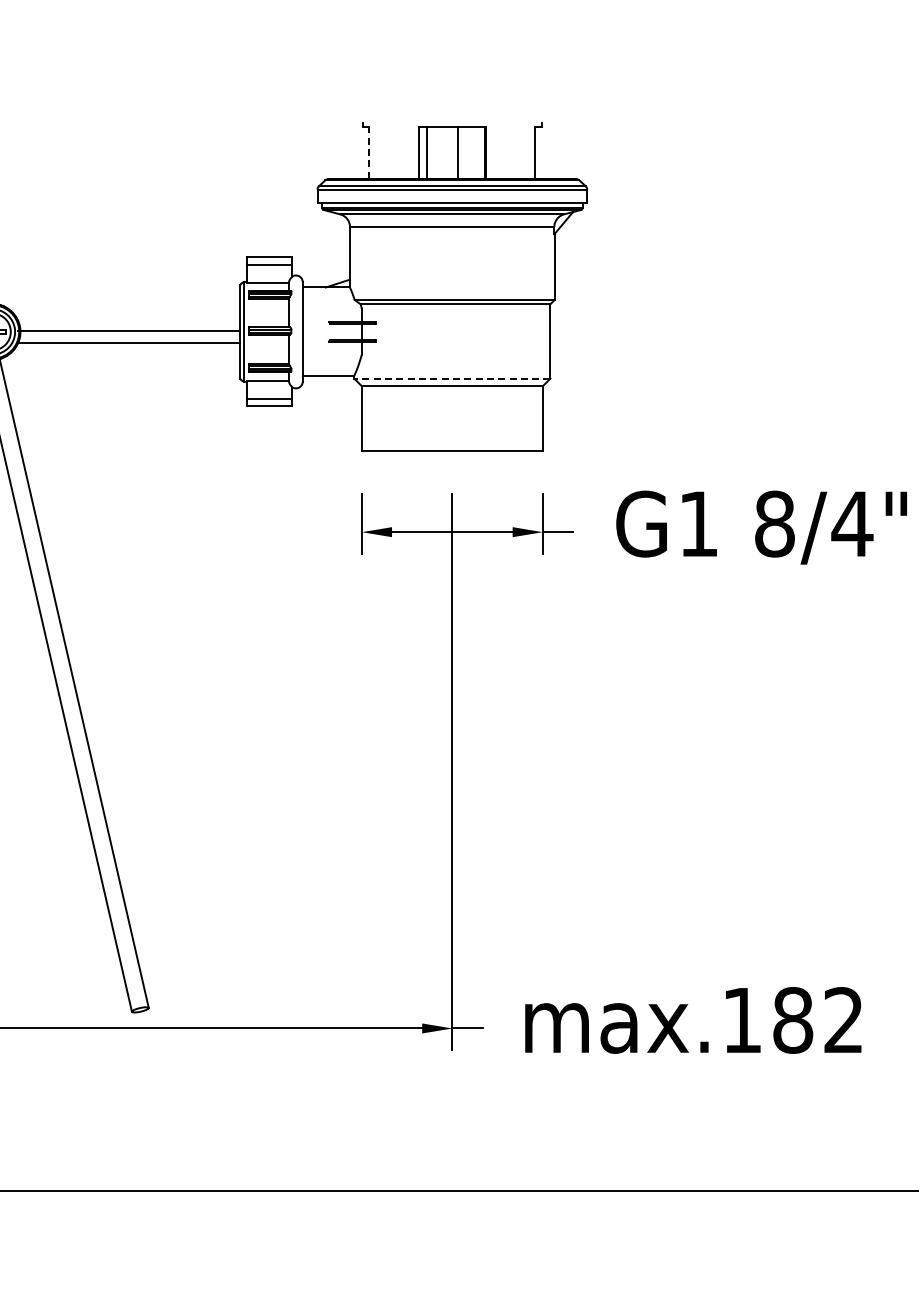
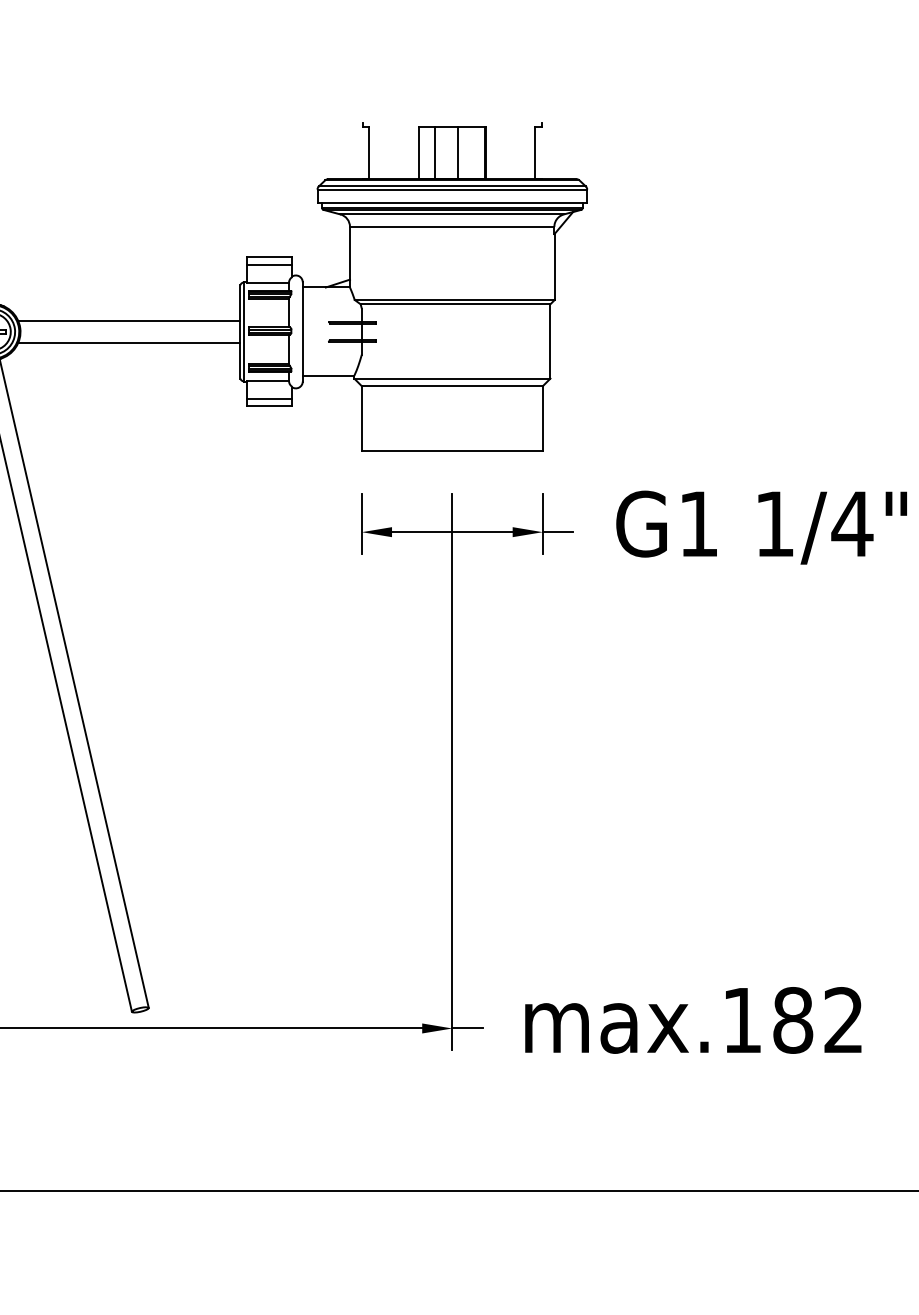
line: dashed -> solid (369, 152)
line position: (427, 152) -> (435, 152) (435, 152)
line position: (129, 331) -> (129, 321) (129, 321)
line: dashed -> solid (451, 378)
text: 8/4" -> 1/4" (774, 523)
